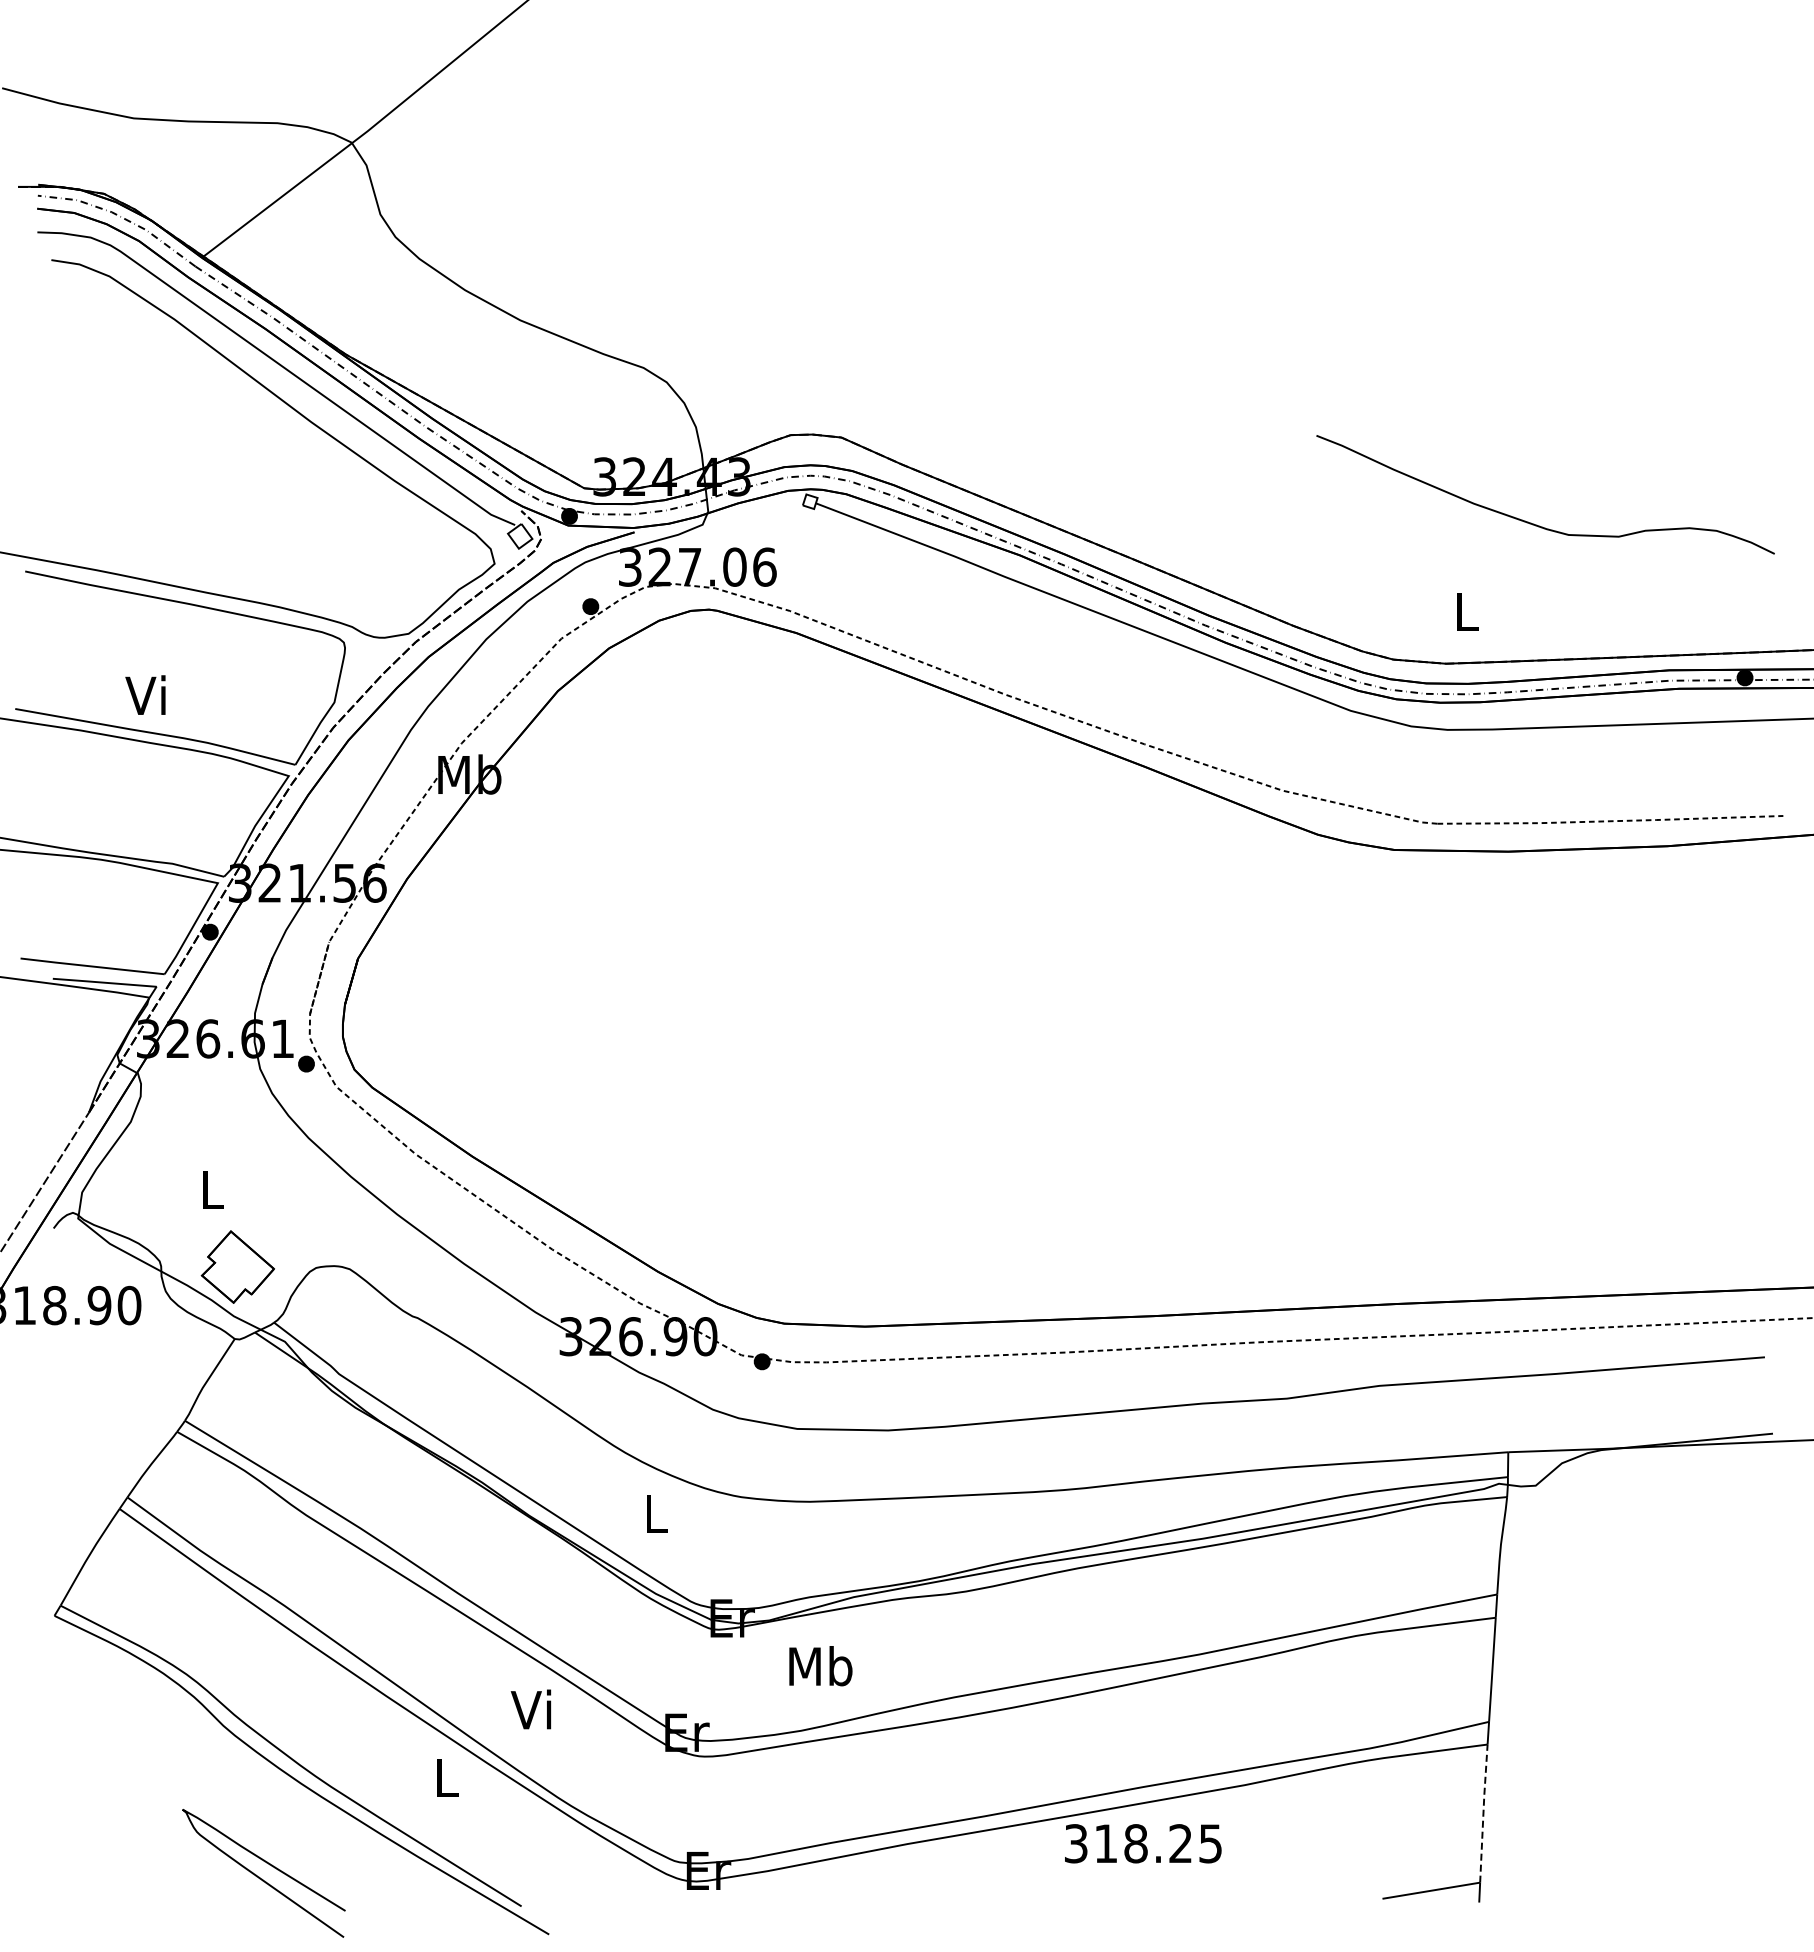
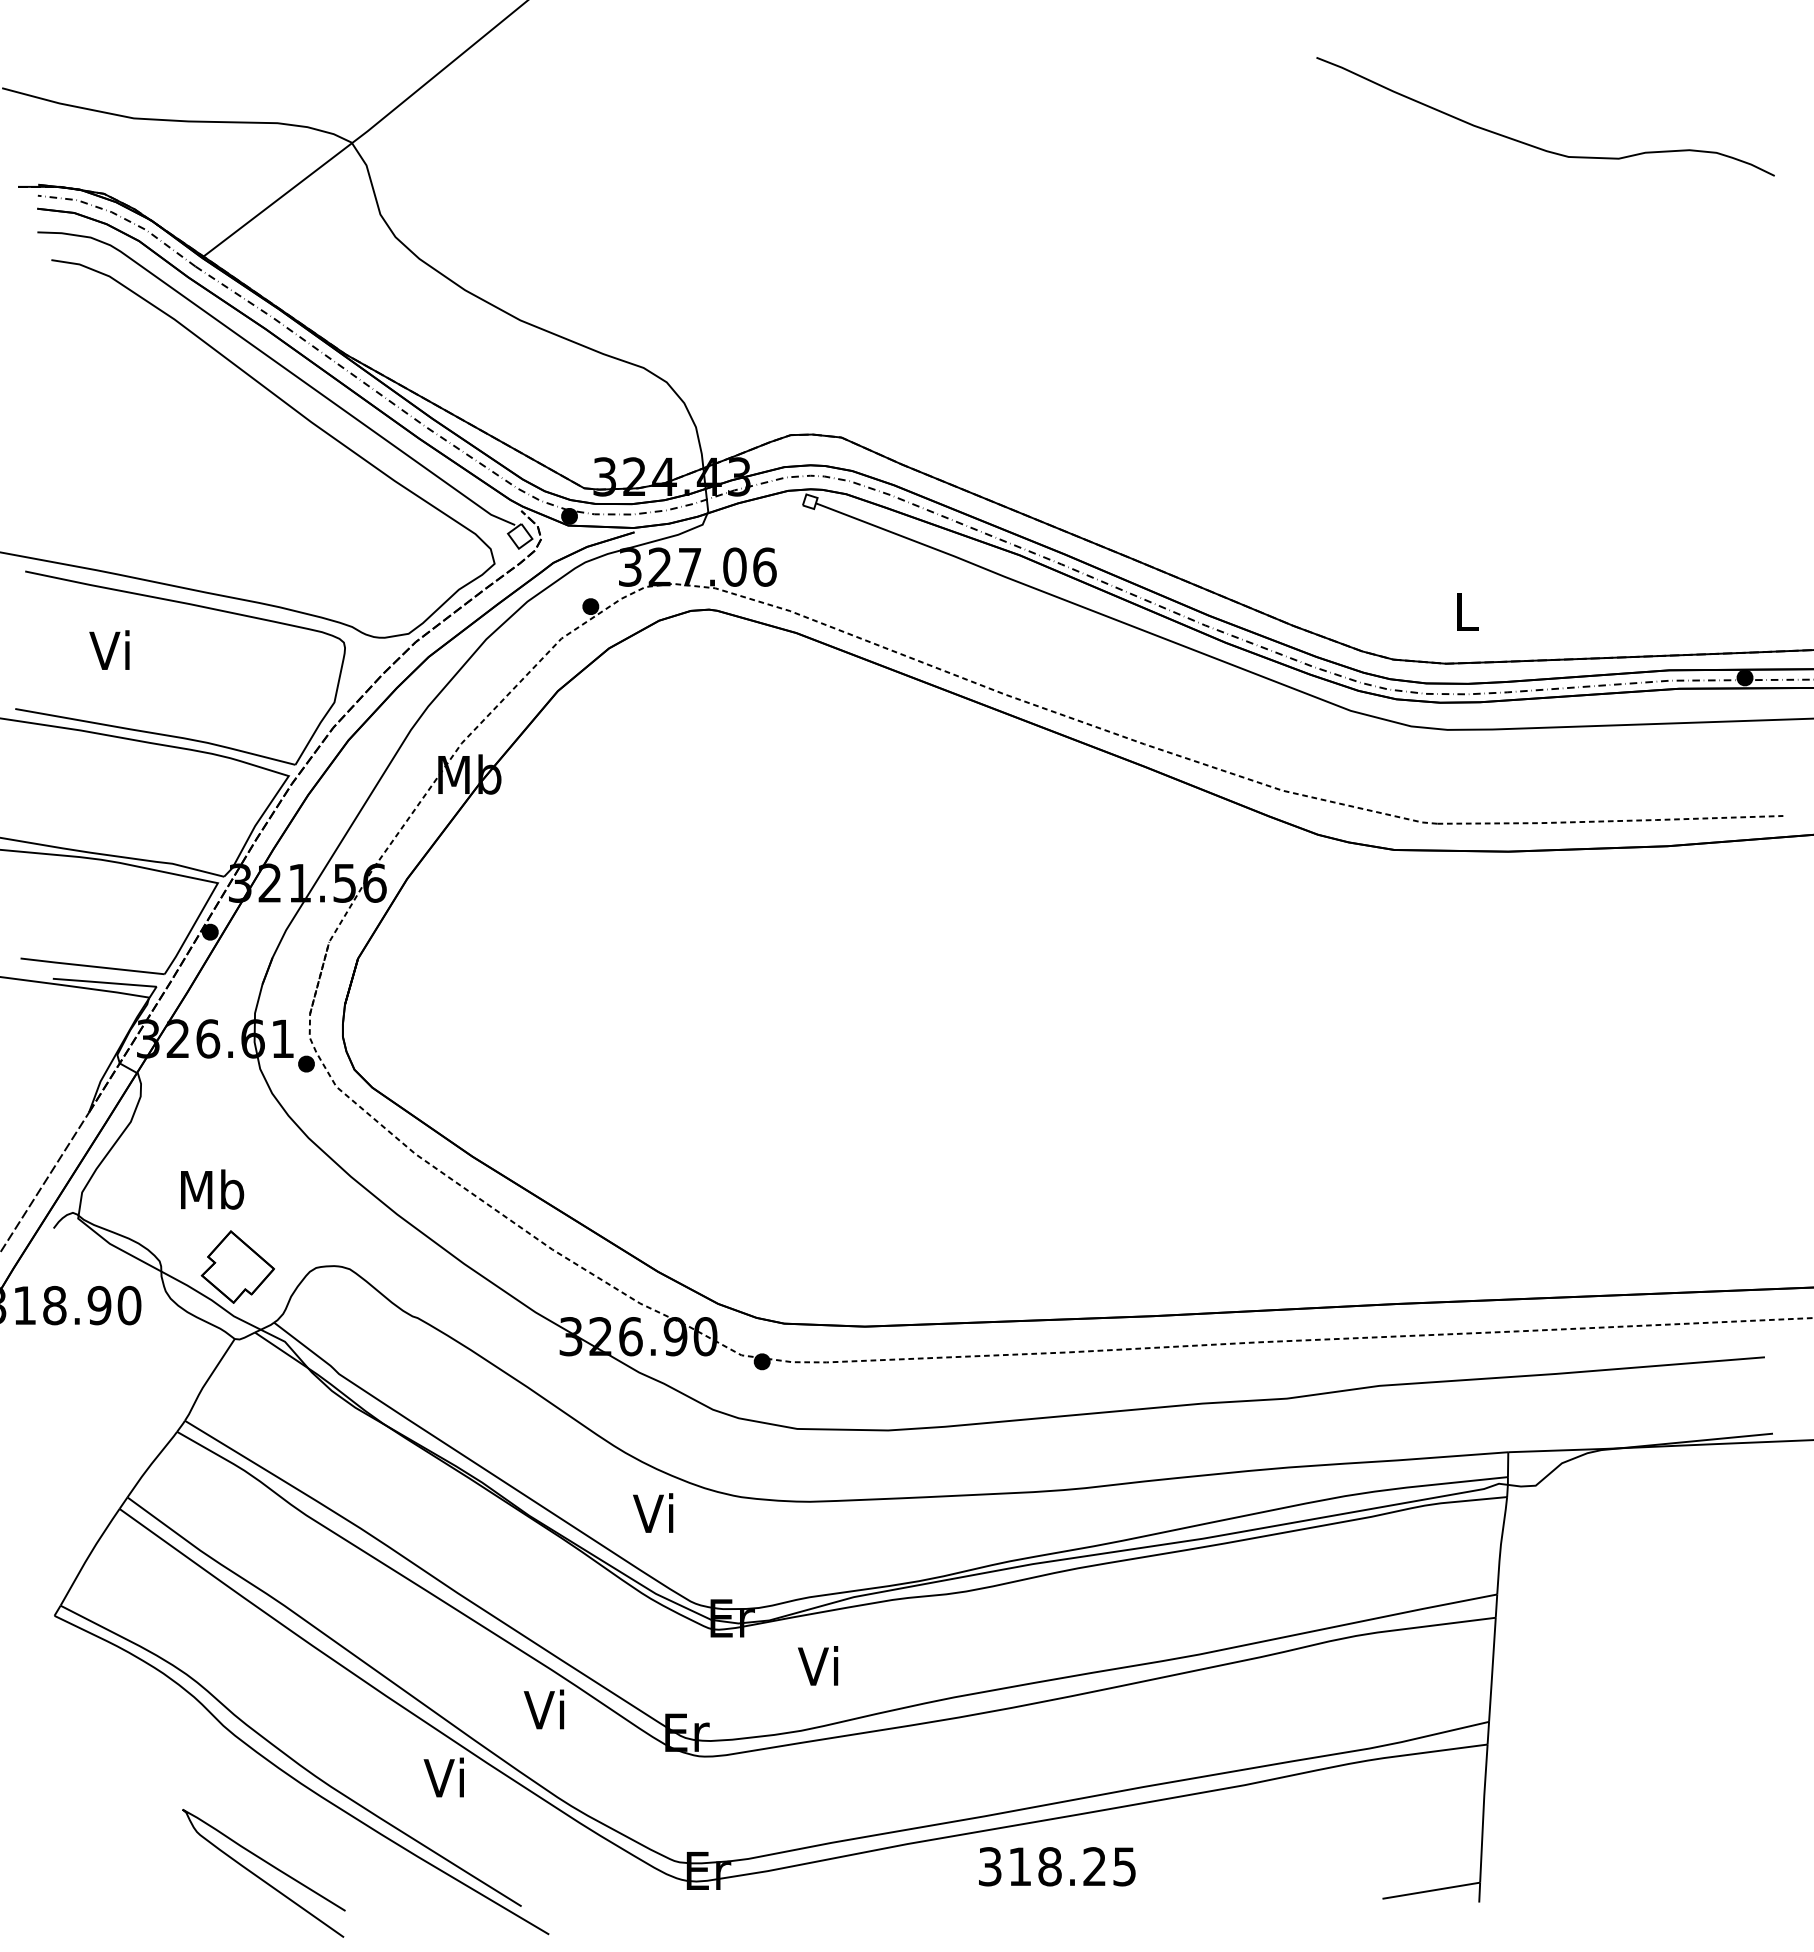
curve position: (1534, 523) -> (1534, 145) (1534, 145)
text position: (145, 694) -> (109, 649) (109, 649)
text: L -> Mb (212, 1189)
text: L -> Vi (653, 1512)
text: Mb -> Vi (820, 1666)
text position: (530, 1709) -> (543, 1709) (543, 1709)
text: L -> Vi (443, 1777)
line: dashed -> solid (1483, 1812)
text position: (1143, 1843) -> (1057, 1866) (1057, 1866)
